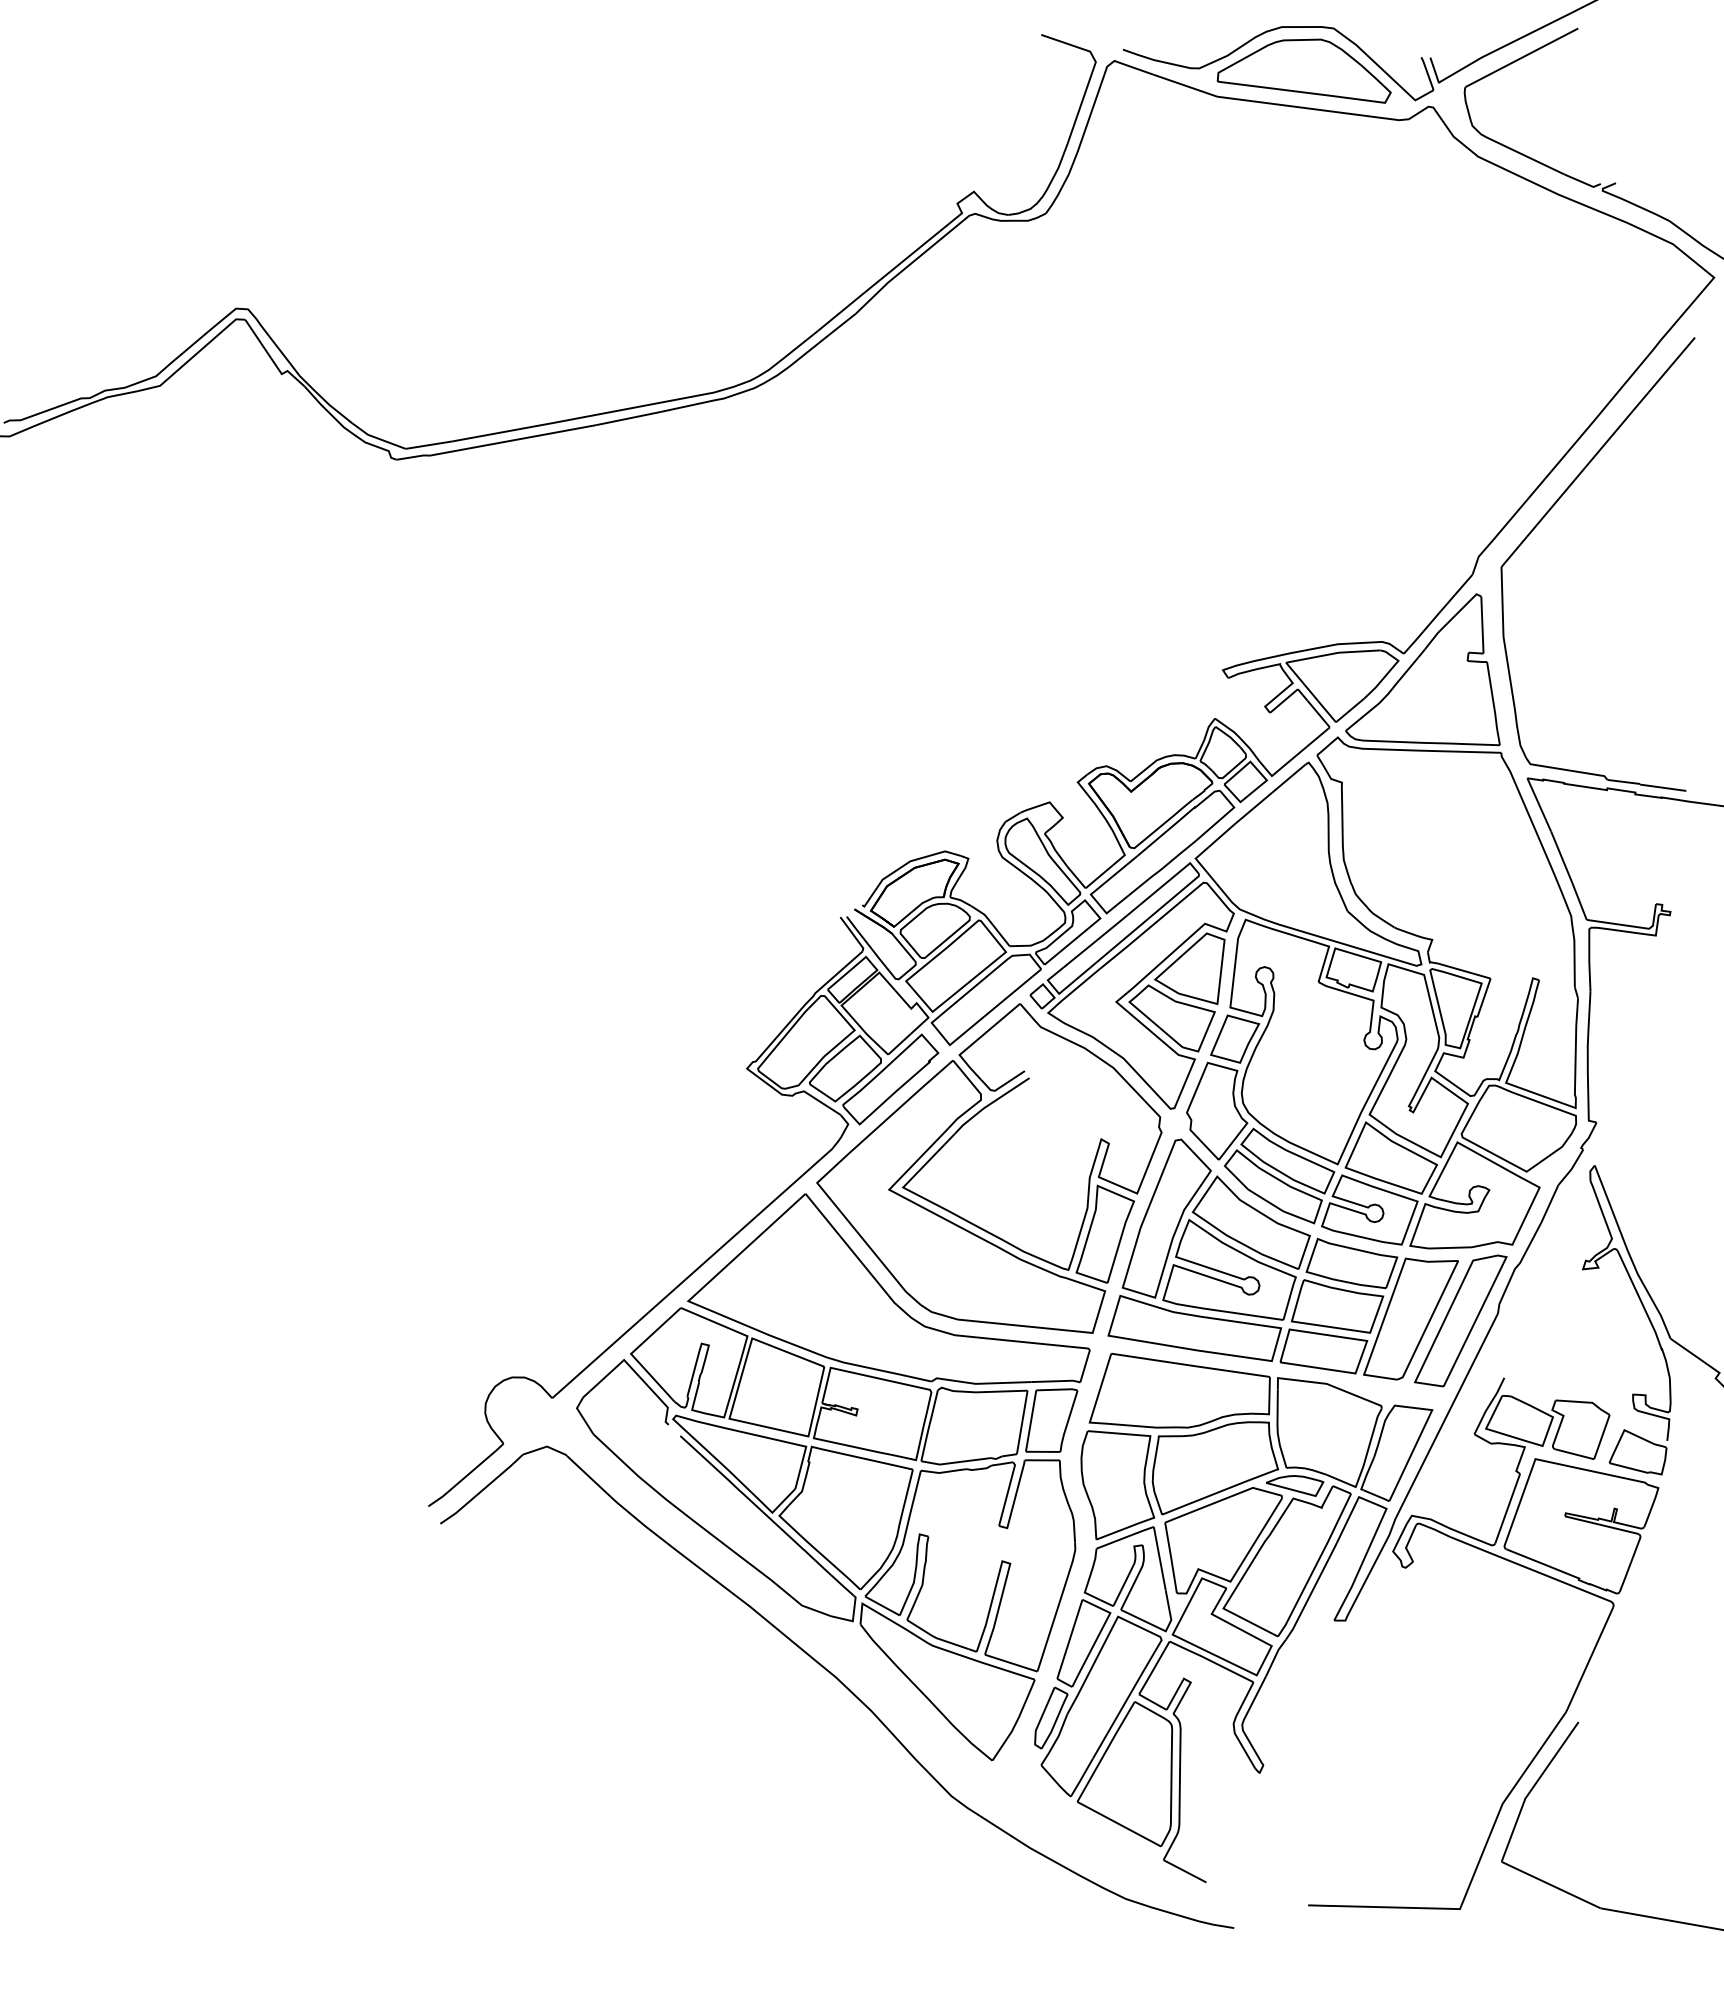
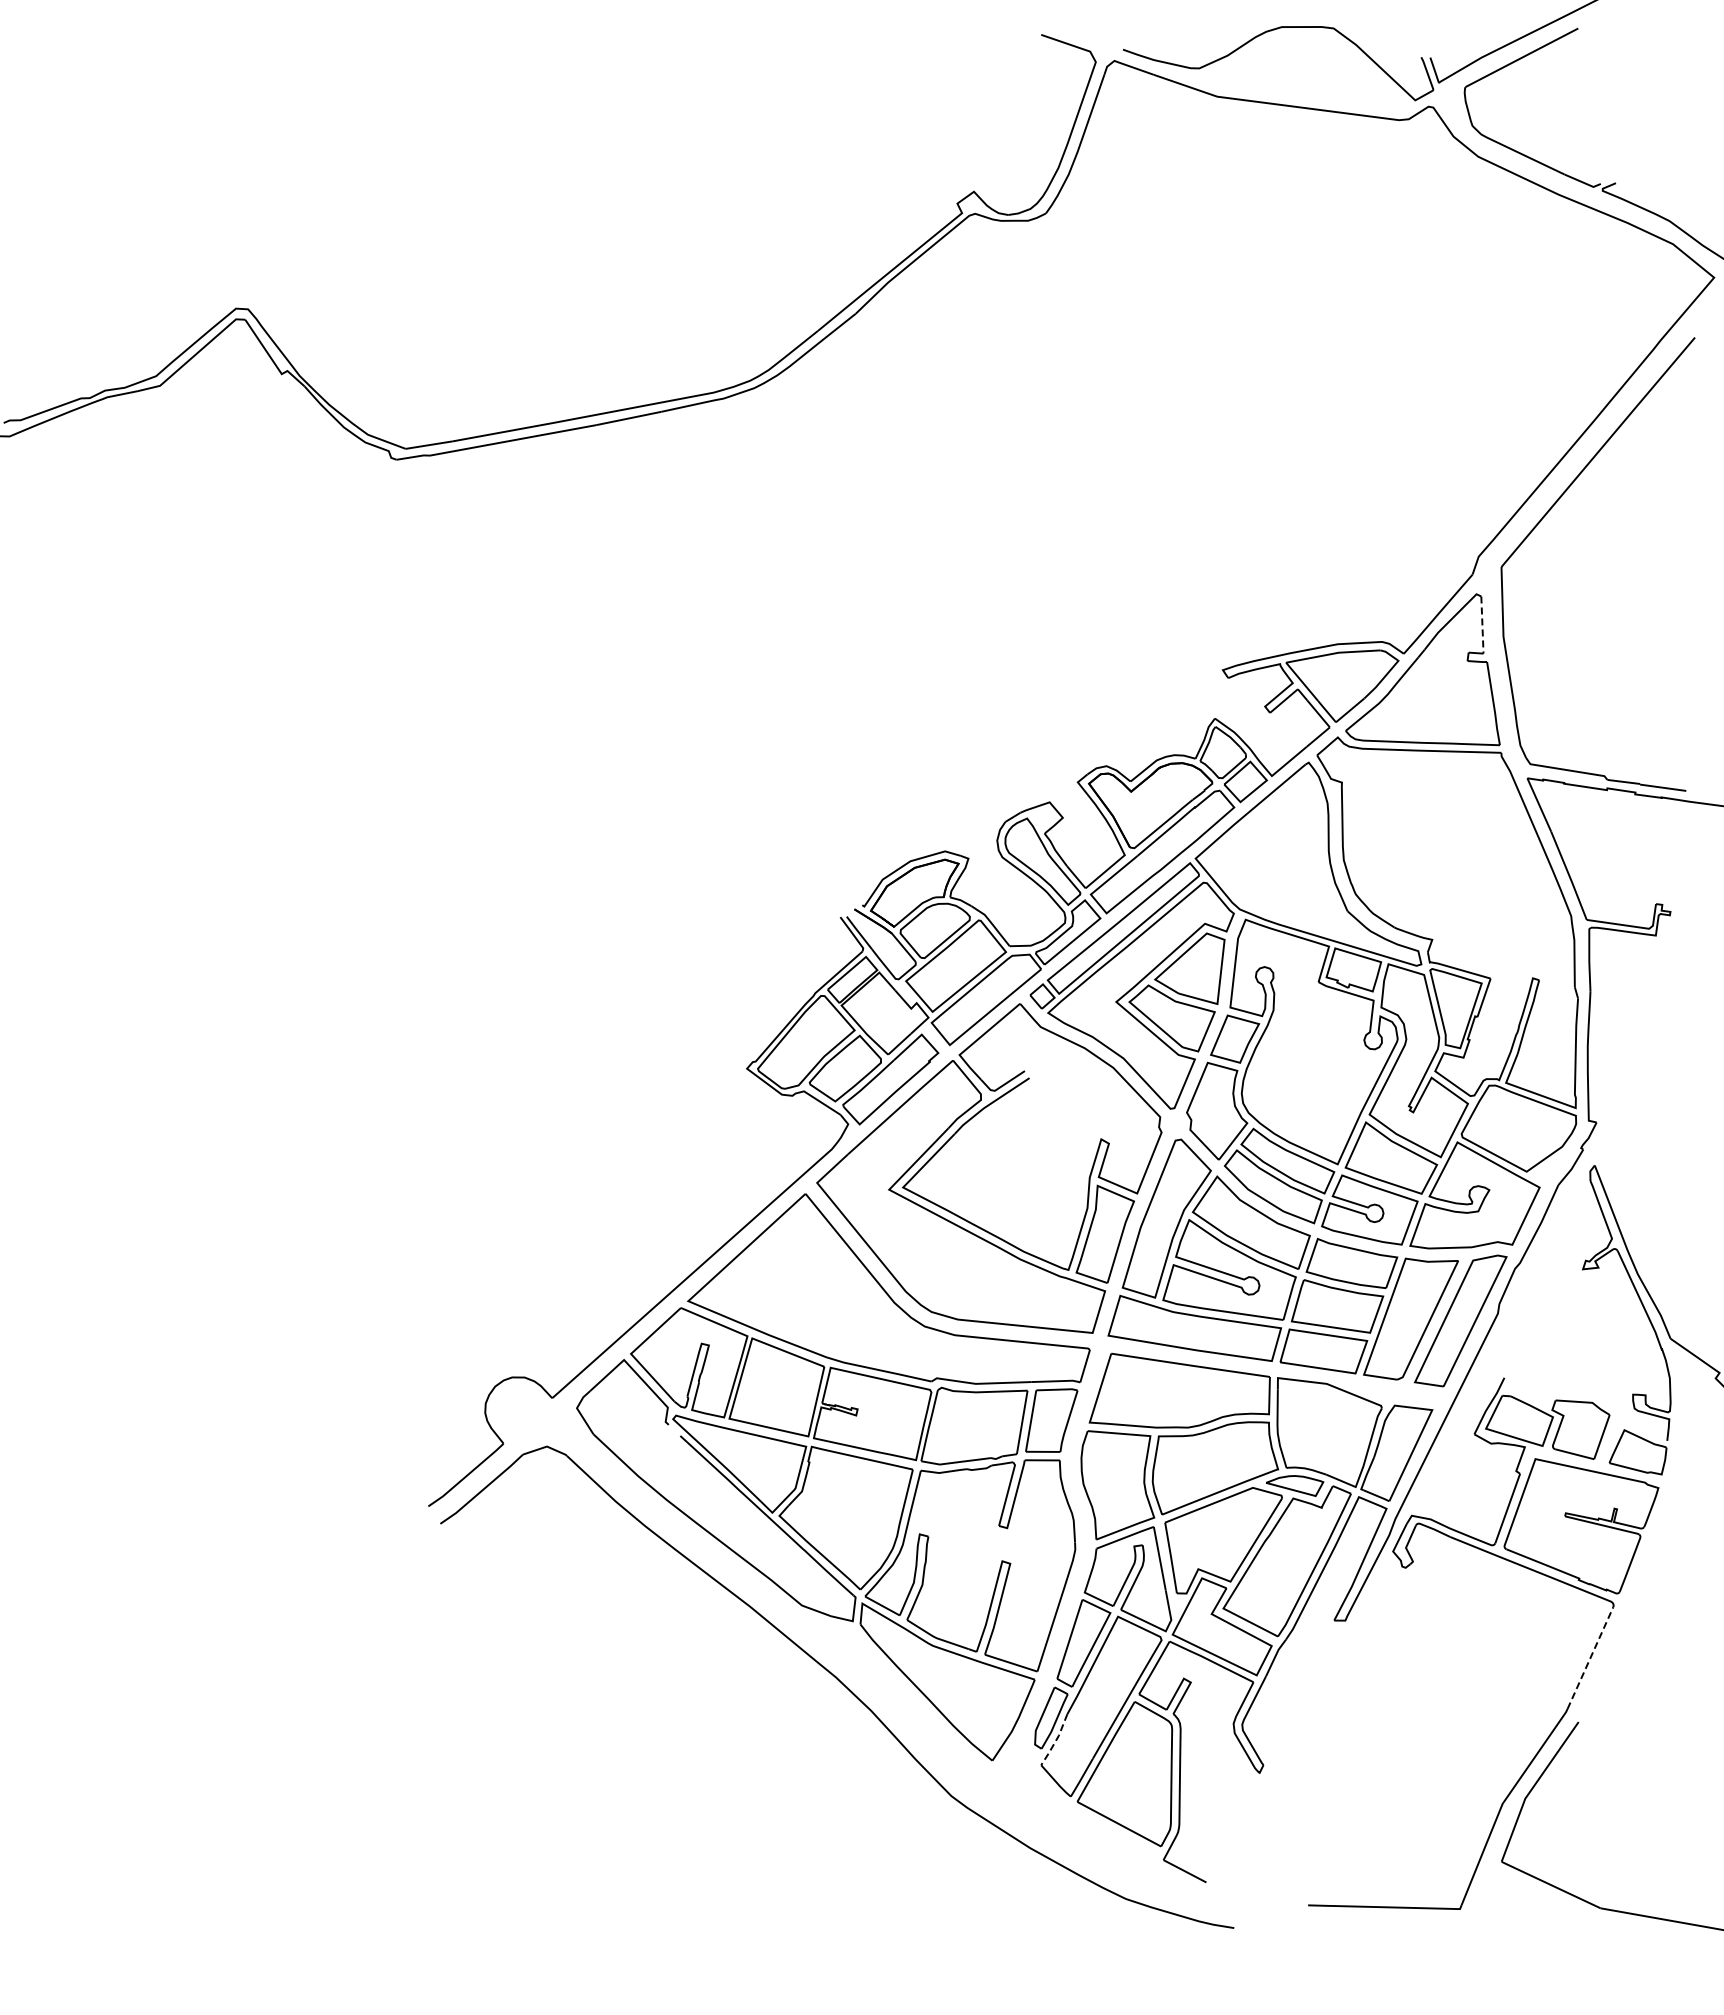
part: present -> none (1303, 70)
line: solid -> dashed (1482, 625)
line: solid -> dashed (1590, 1658)
line: solid -> dashed (1055, 1740)
